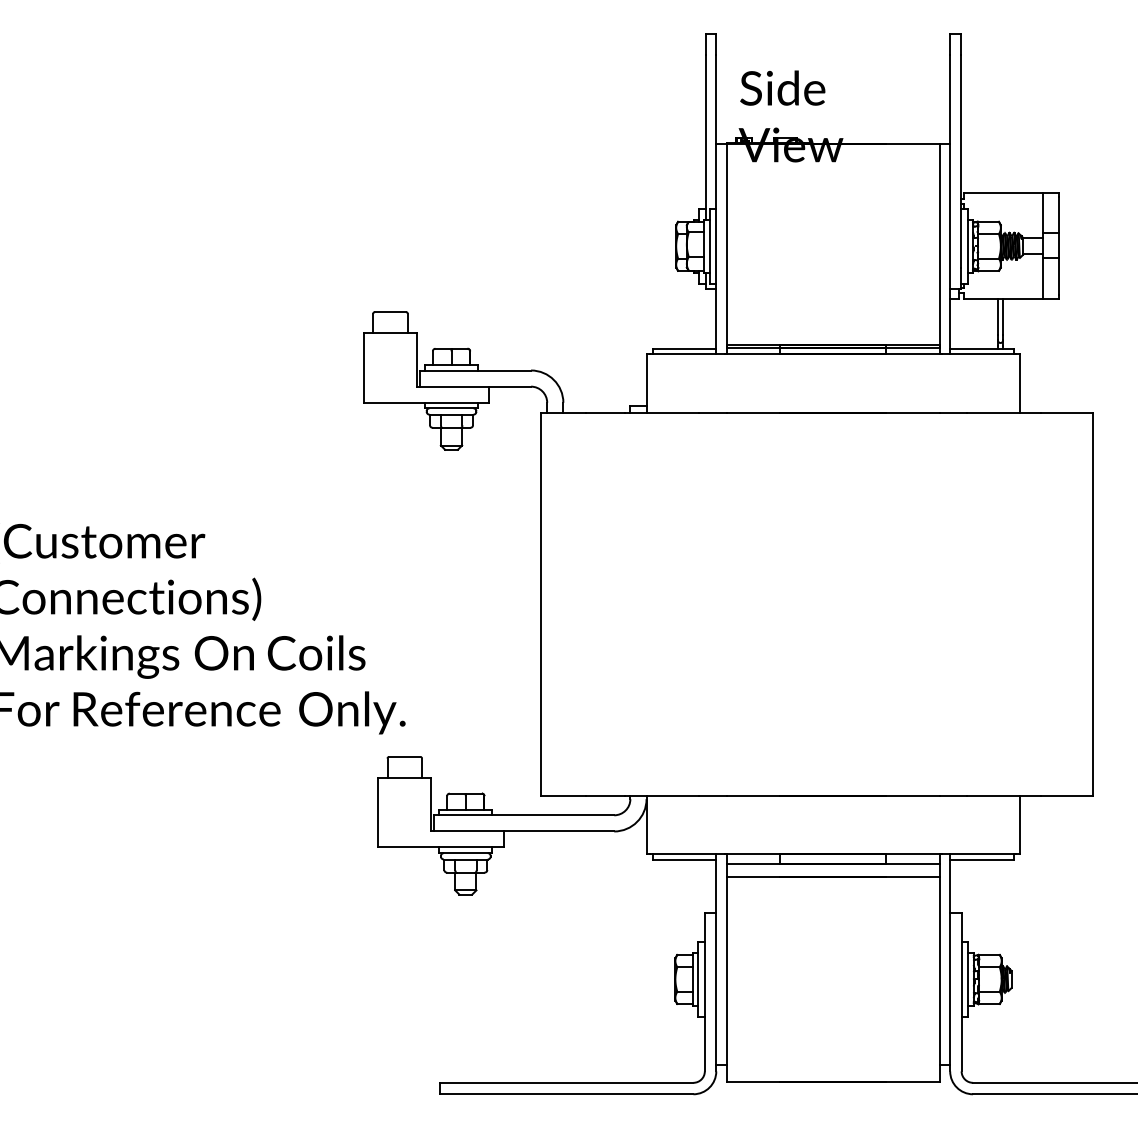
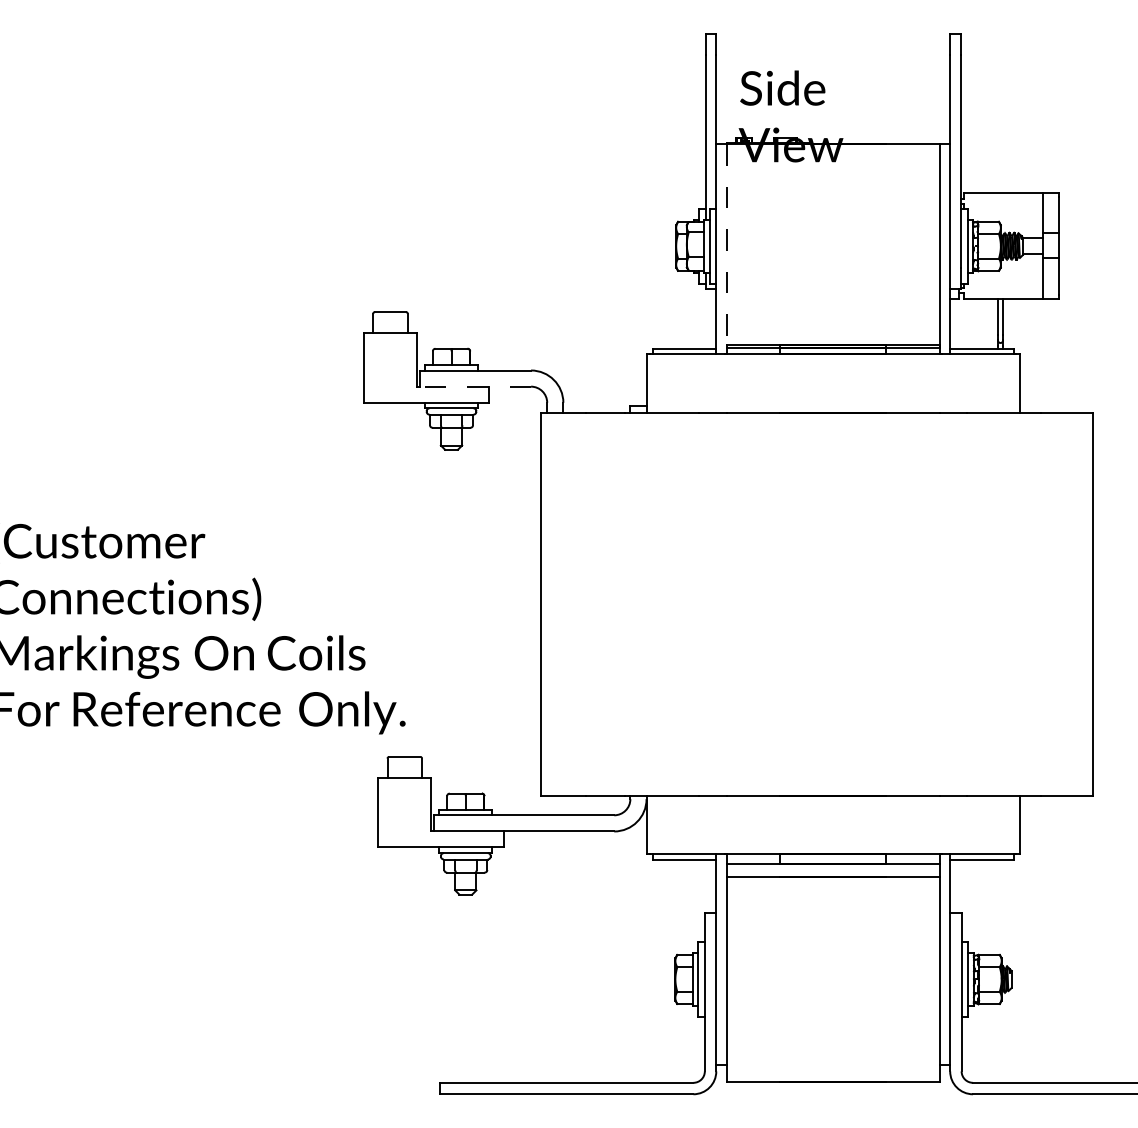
line: solid -> dashed (726, 246)
line: solid -> dashed (475, 386)
